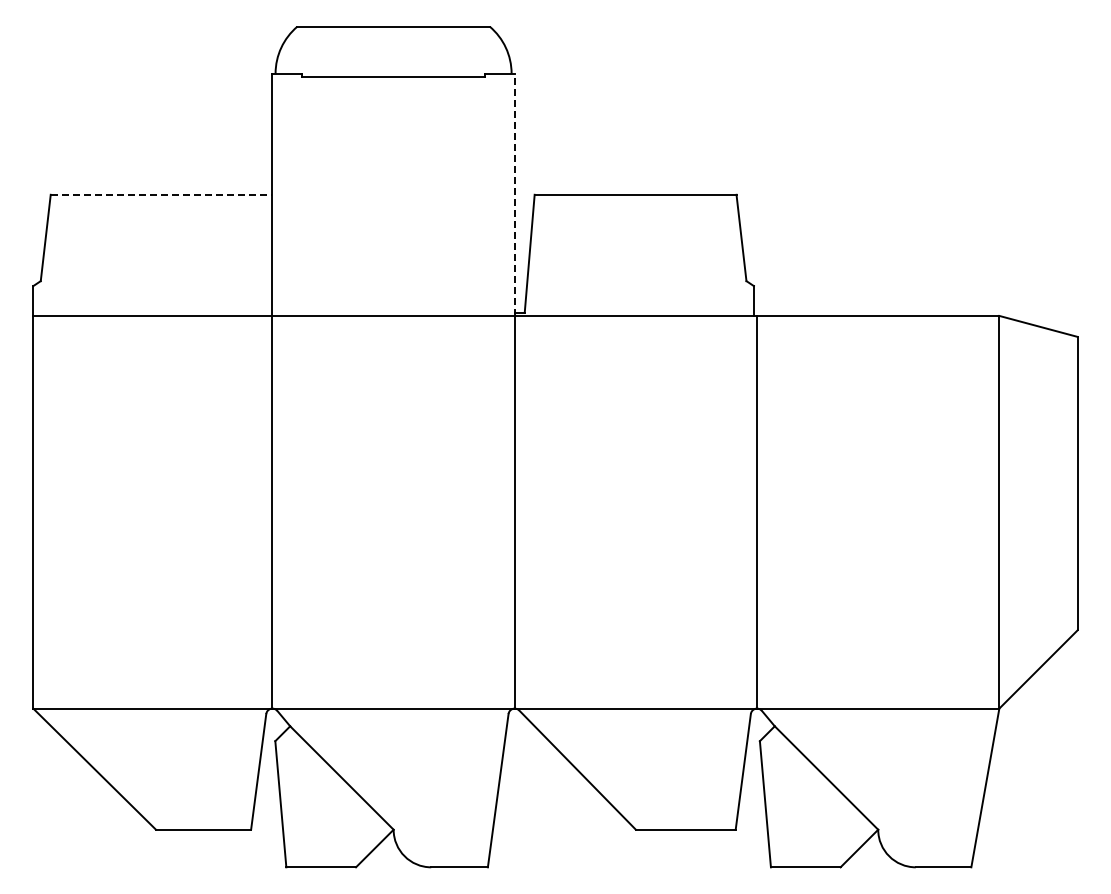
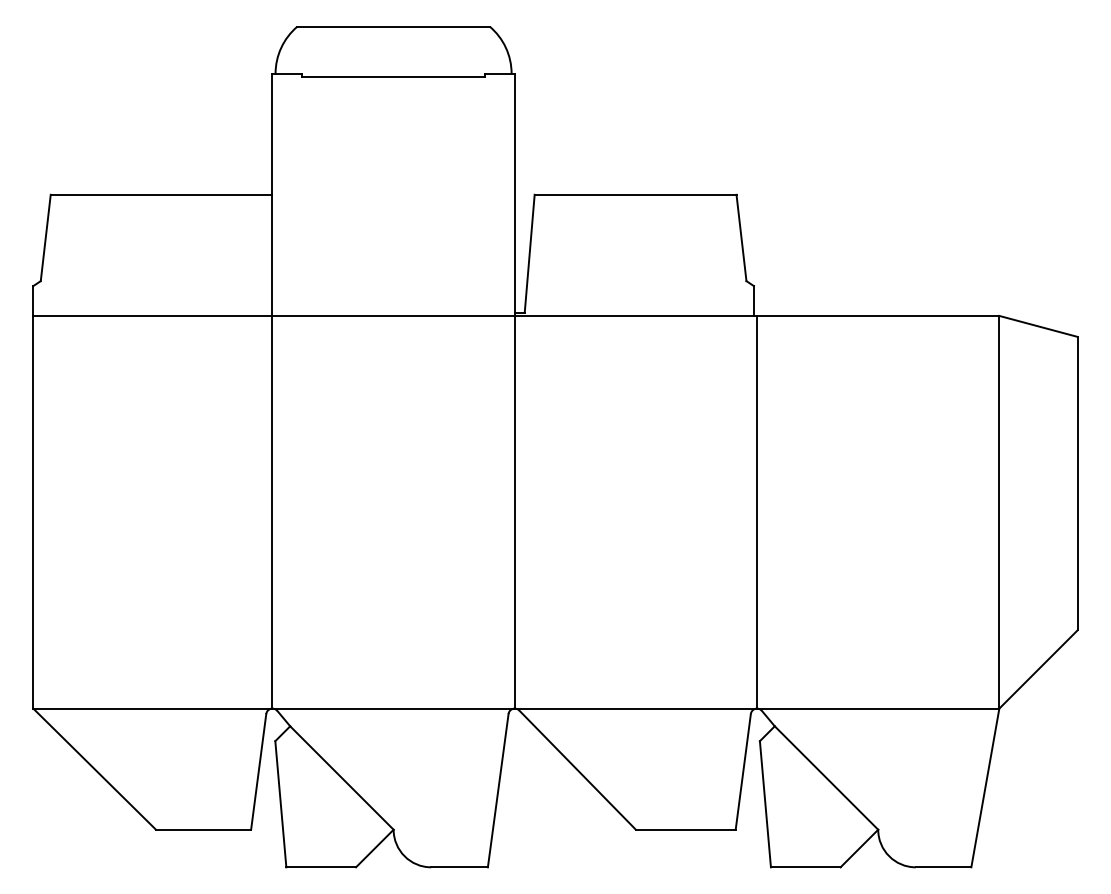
line: dashed -> solid (161, 194)
line: dashed -> solid (514, 194)
